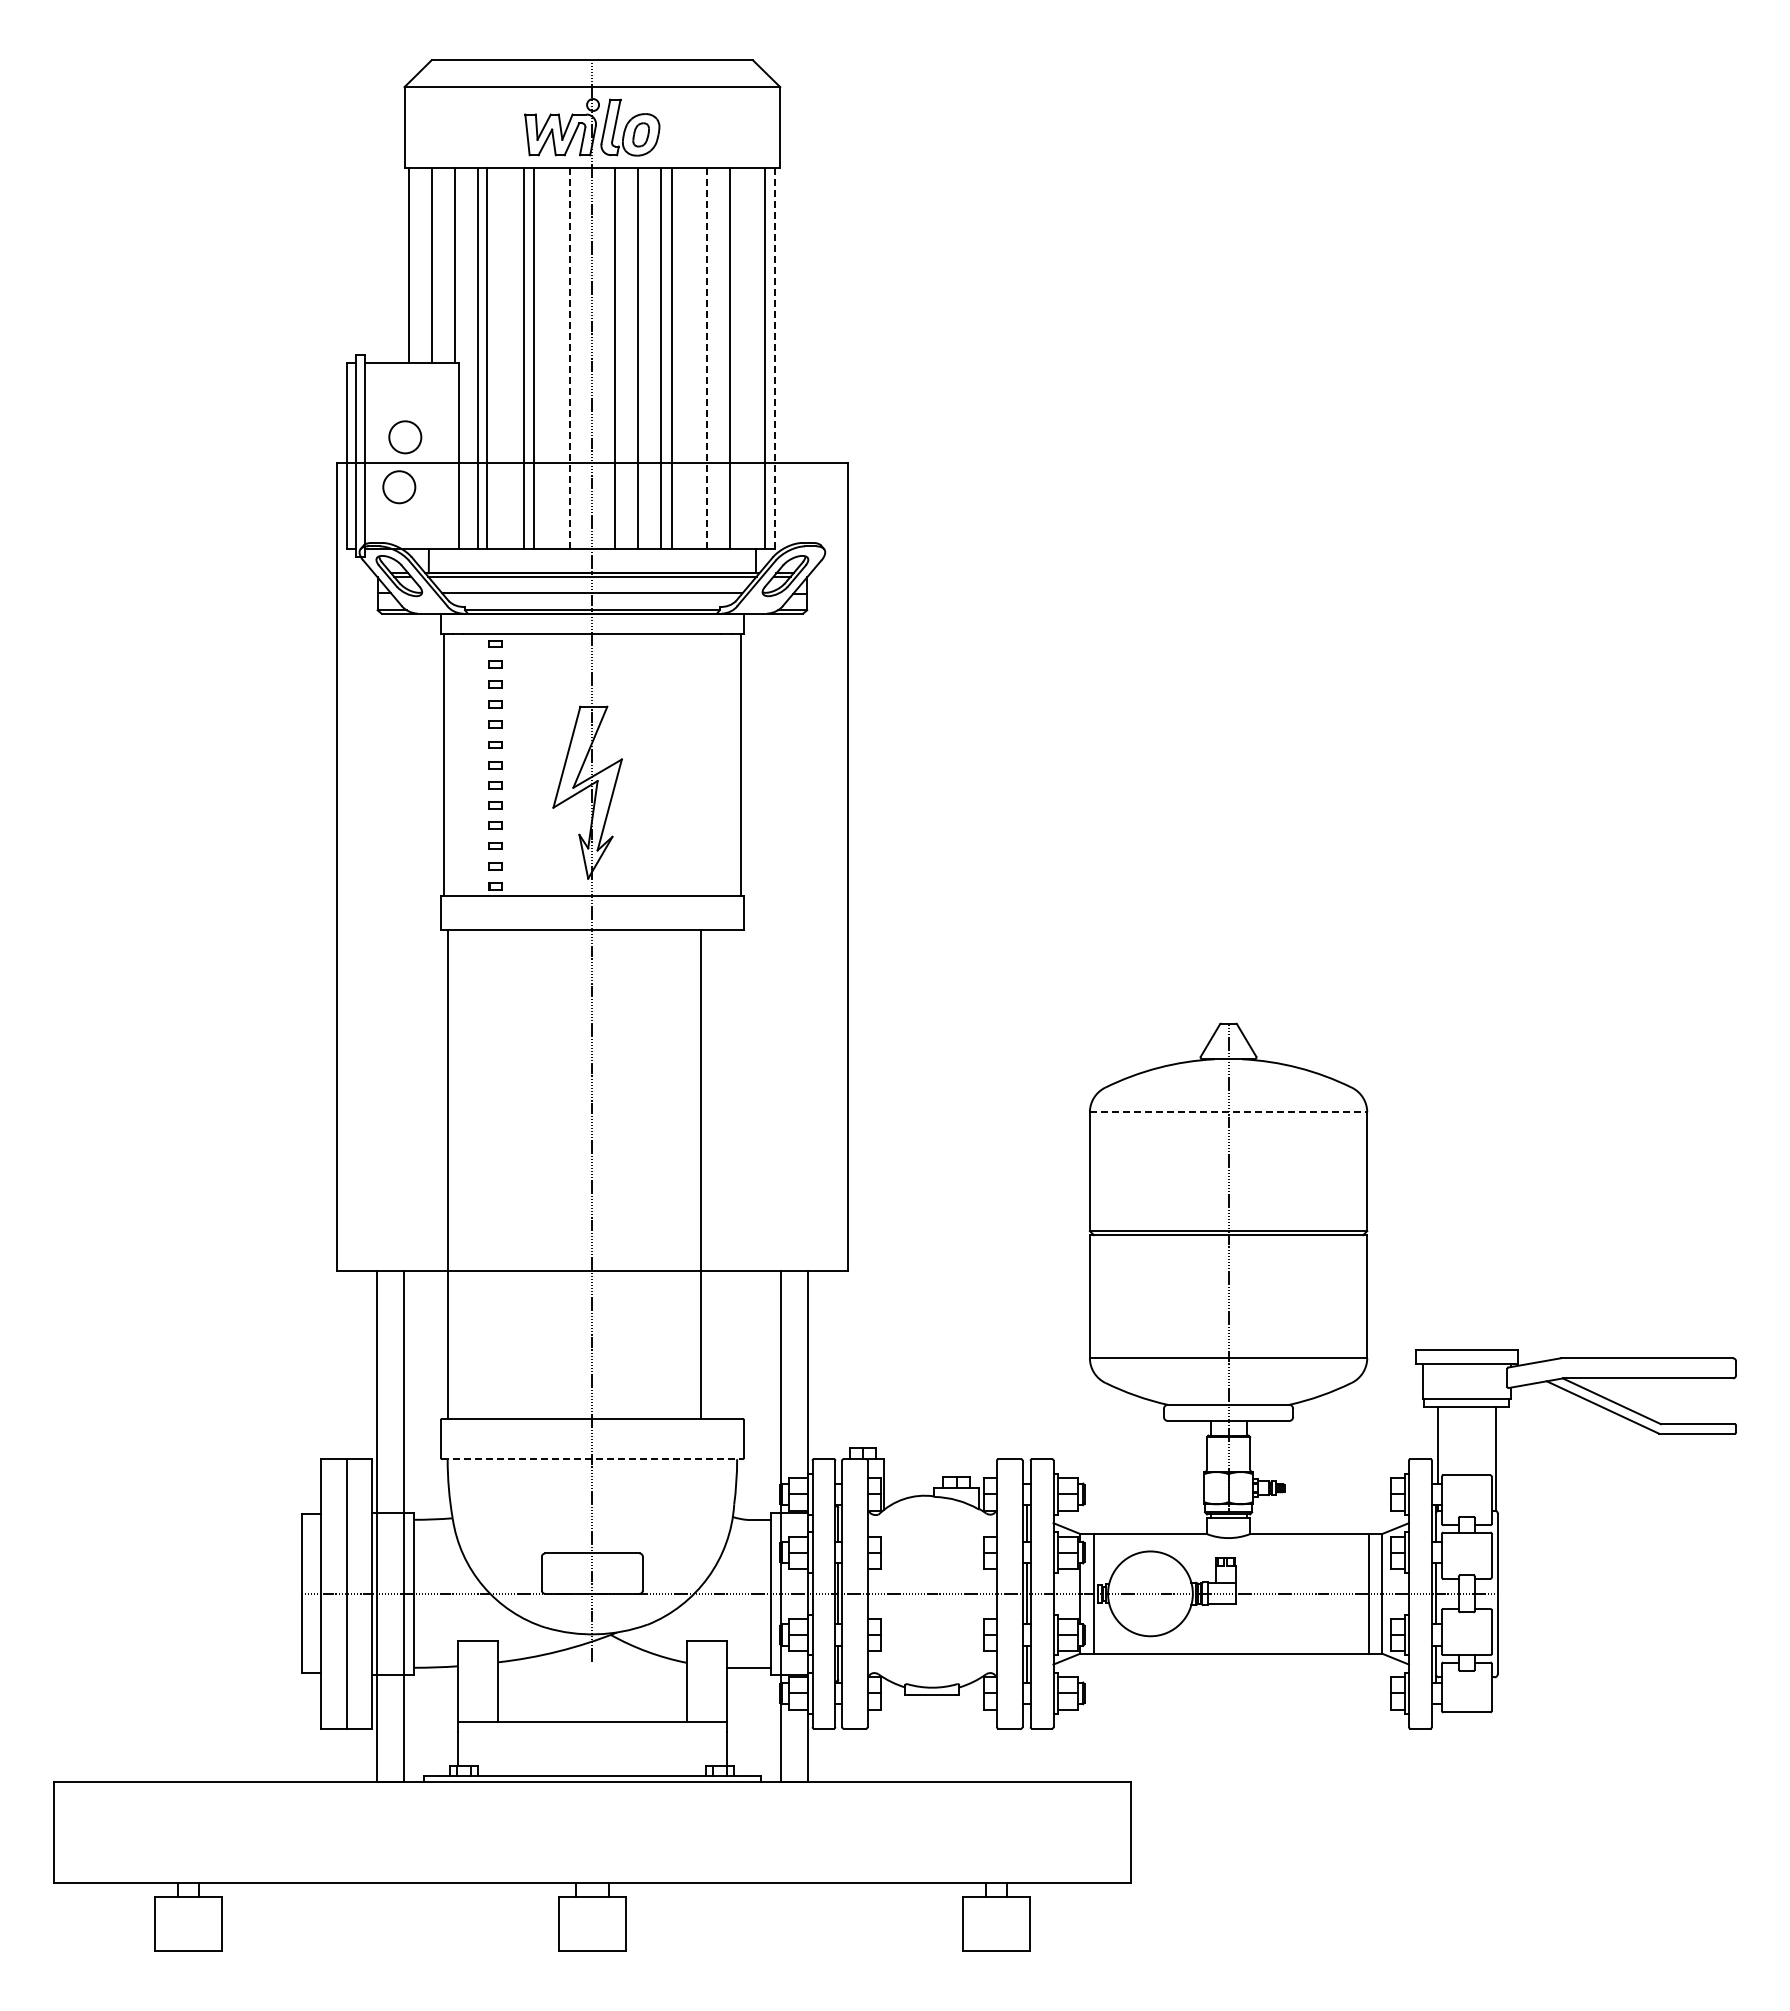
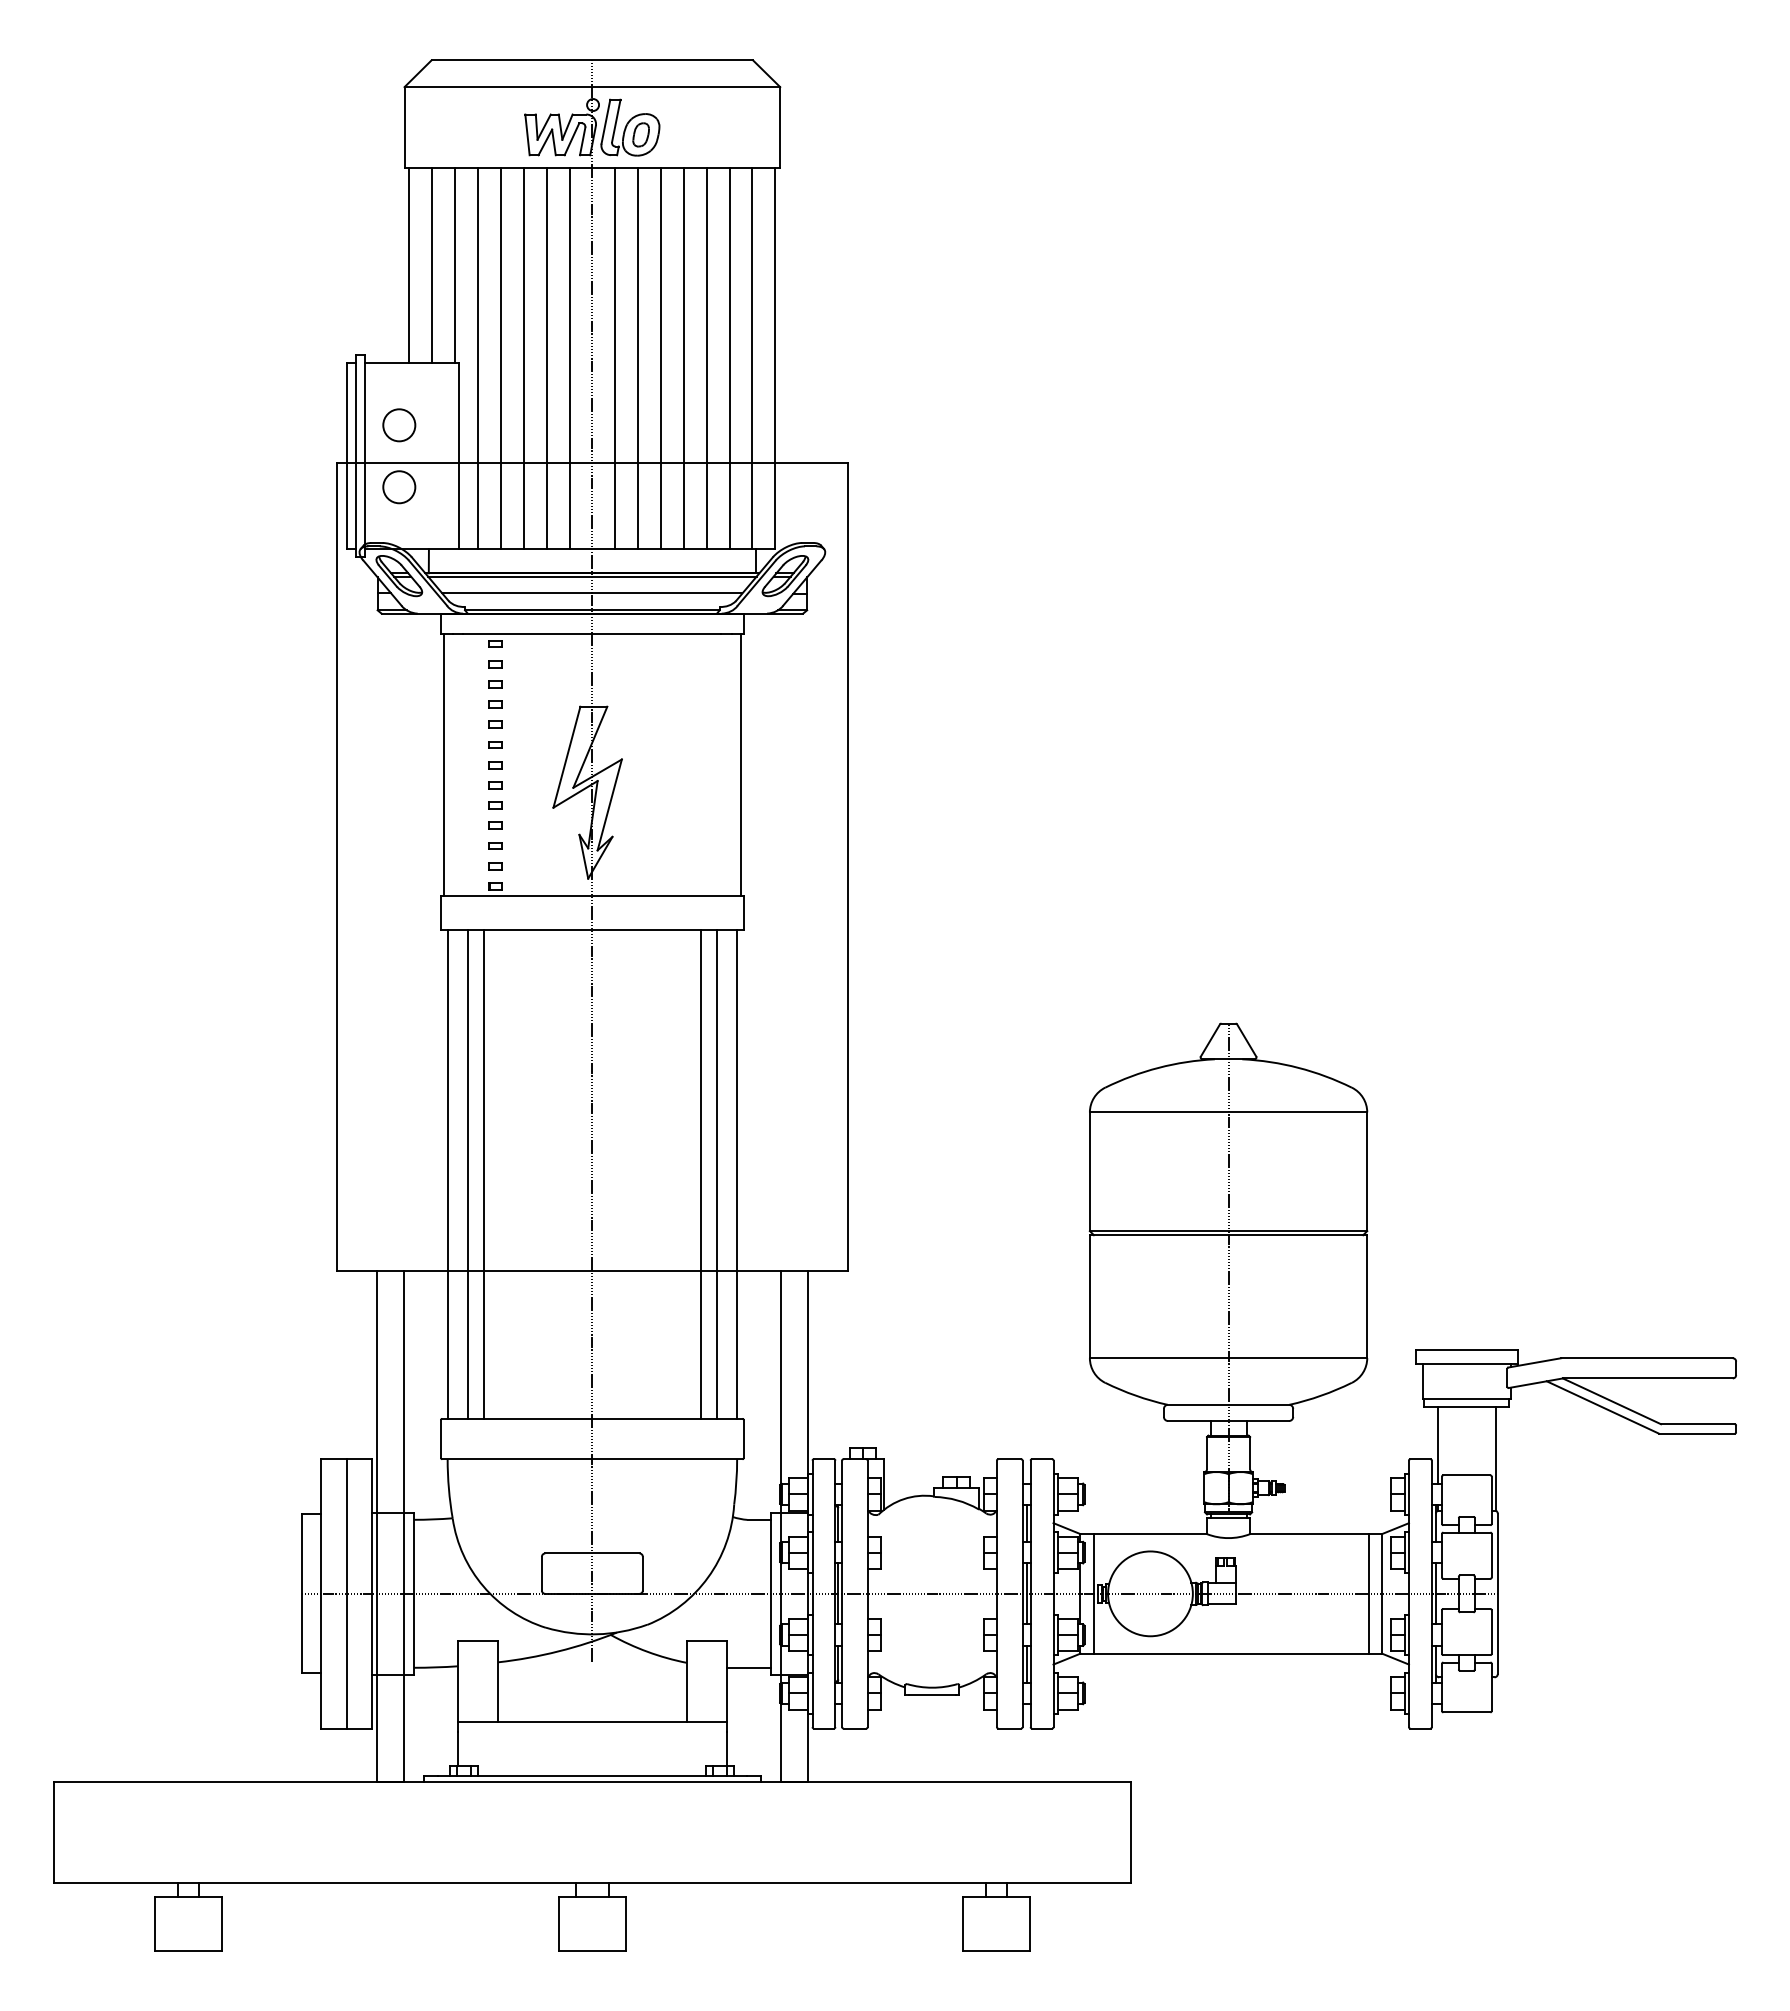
line position: (486, 358) -> (500, 358) (500, 358)
line position: (533, 358) -> (546, 358) (546, 358)
line: dashed -> solid (569, 358)
line position: (671, 358) -> (683, 358) (683, 358)
line: dashed -> solid (706, 358)
line position: (765, 358) -> (752, 358) (752, 358)
line: dashed -> solid (775, 358)
circle position: (405, 437) -> (399, 425) (399, 425)
line: dashed -> solid (1228, 1112)
line: none -> present (467, 1174)
line: none -> present (483, 1174)
line: none -> present (717, 1174)
line: none -> present (737, 1174)
line: dashed -> solid (592, 1459)
